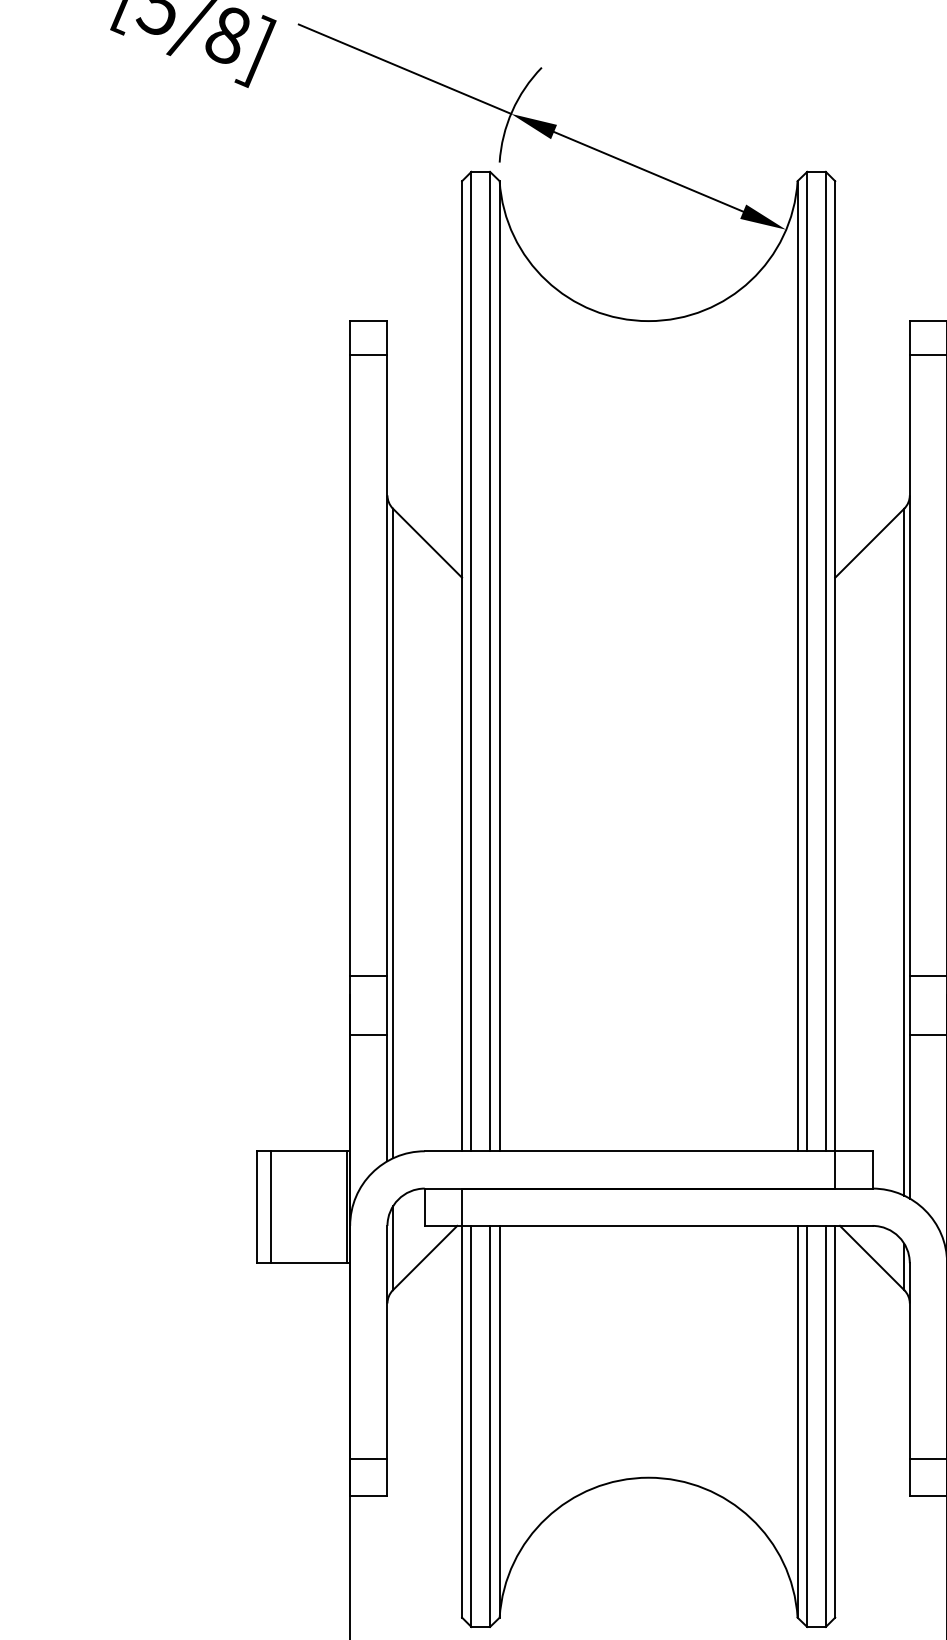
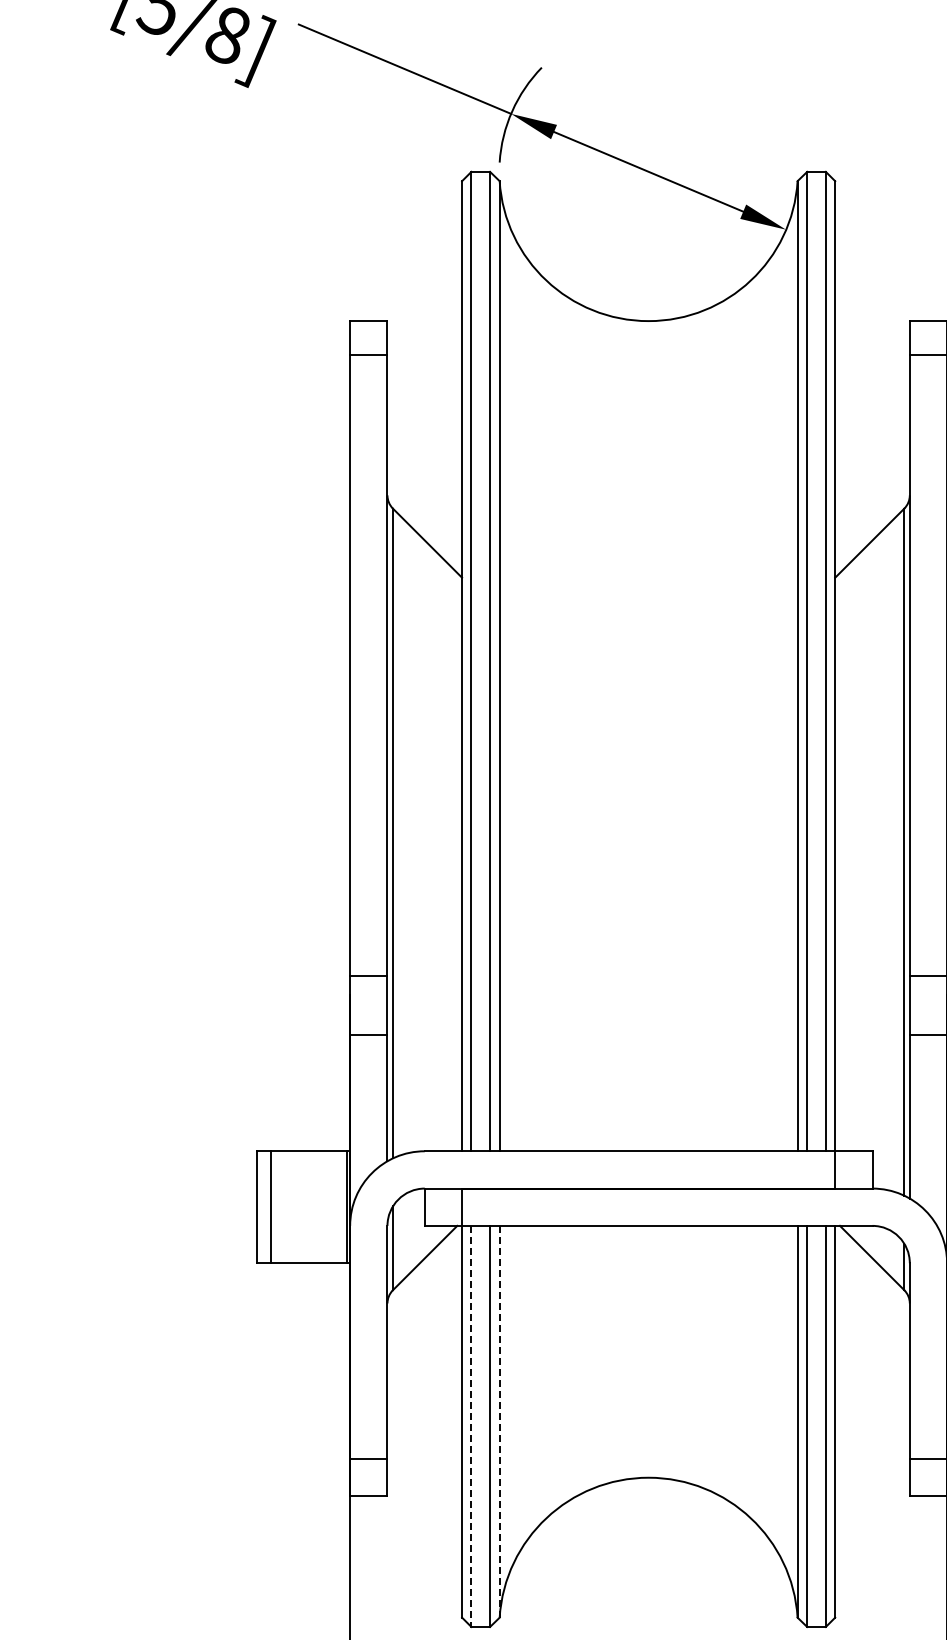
line: solid -> dashed (499, 1421)
line: solid -> dashed (471, 1426)
